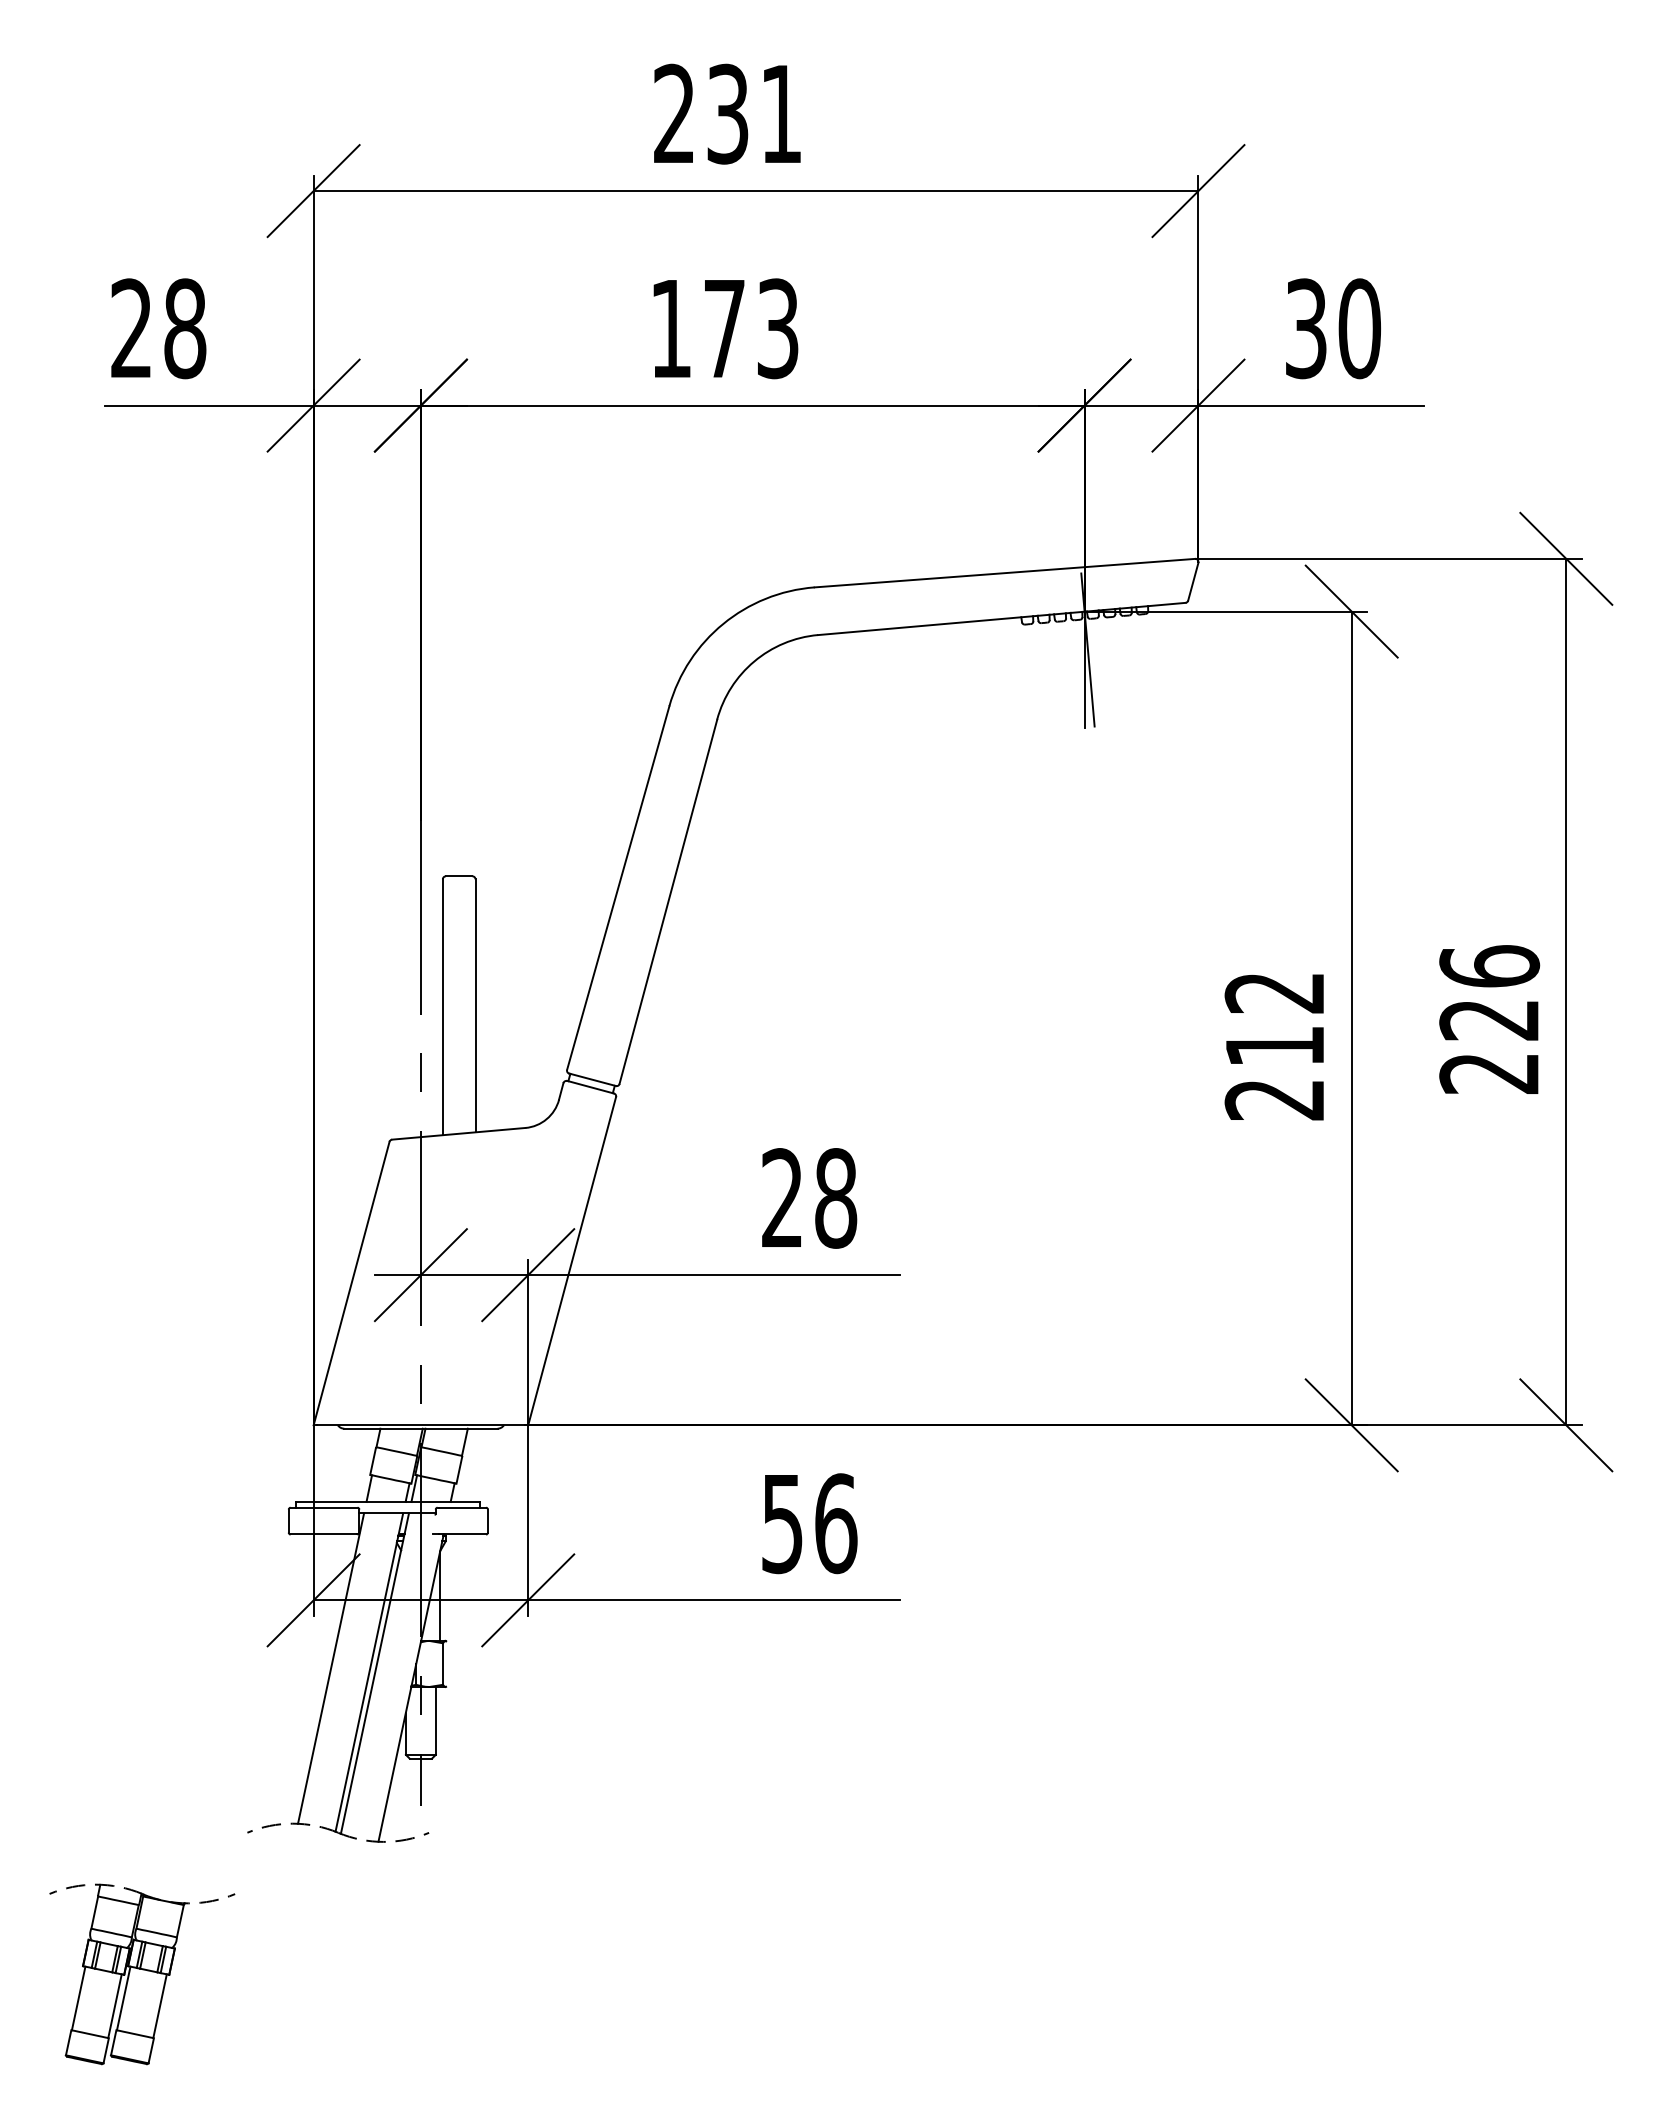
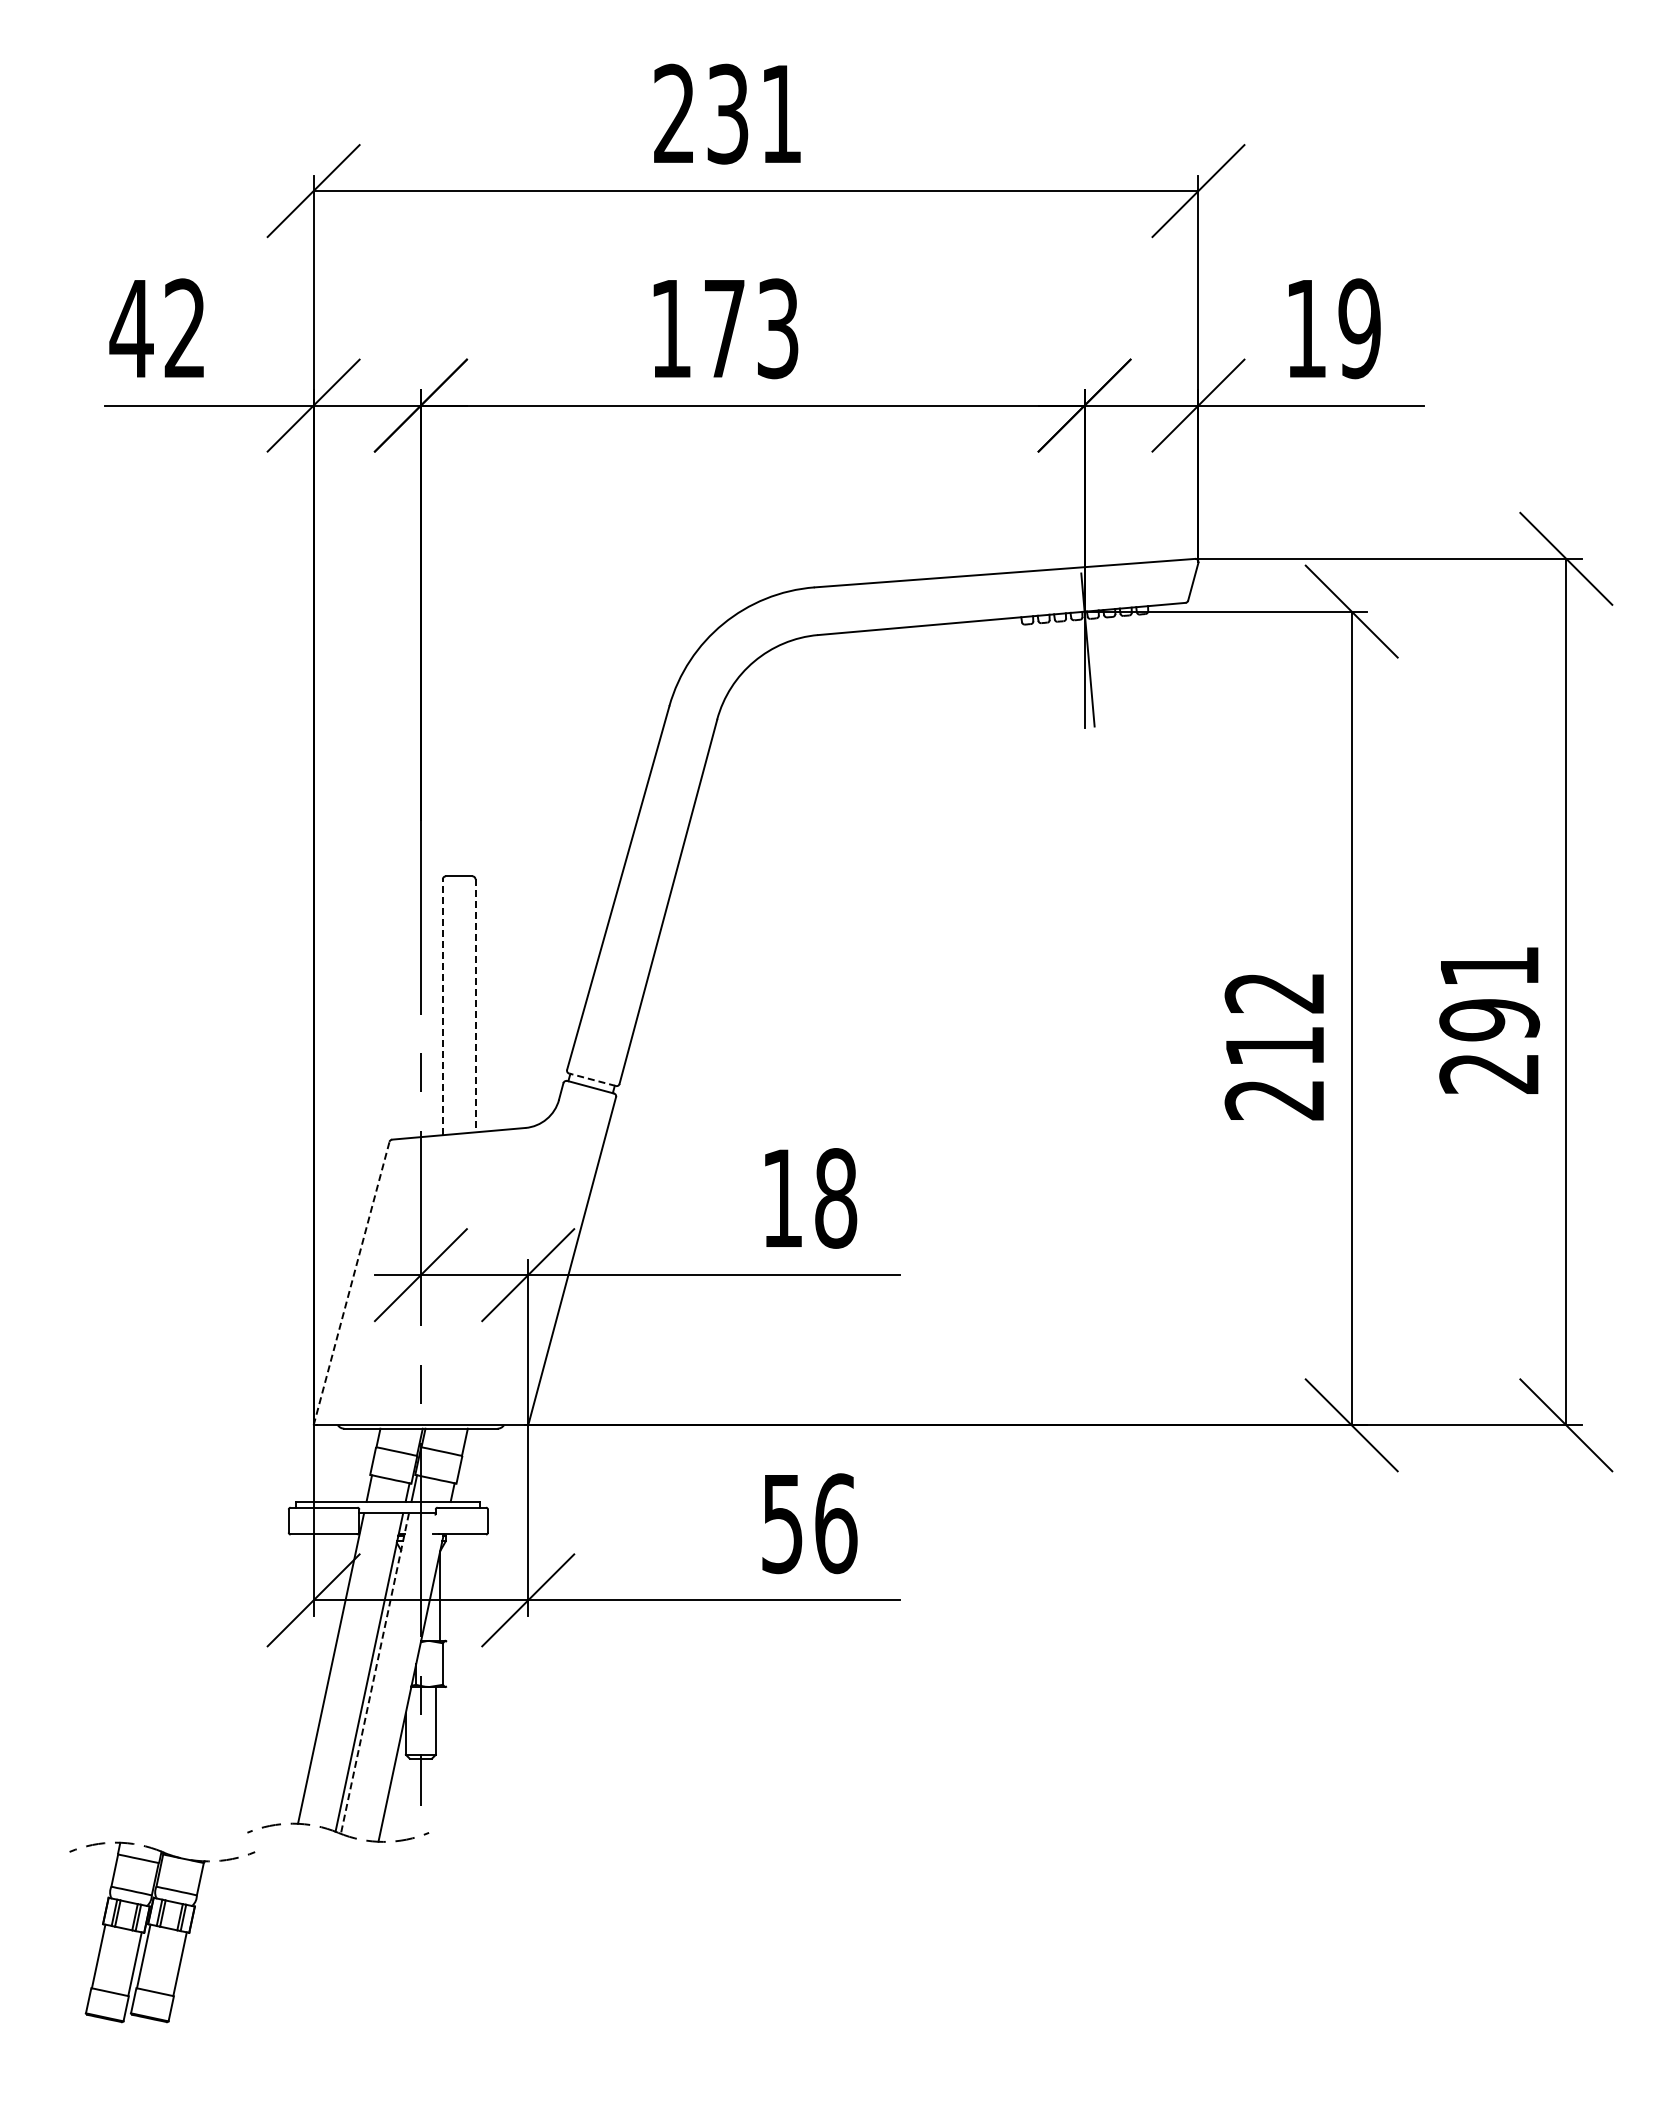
text: 28 -> 42 (157, 328)
text: 30 -> 19 (1333, 328)
text: 226 -> 291 (1489, 993)
line: solid -> dashed (475, 1006)
line: solid -> dashed (442, 1007)
line: solid -> dashed (592, 1079)
text: 28 -> 18 (781, 1197)
line: solid -> dashed (351, 1283)
line: solid -> dashed (374, 1673)
part position: (142, 1974) -> (162, 1932) (162, 1932)
